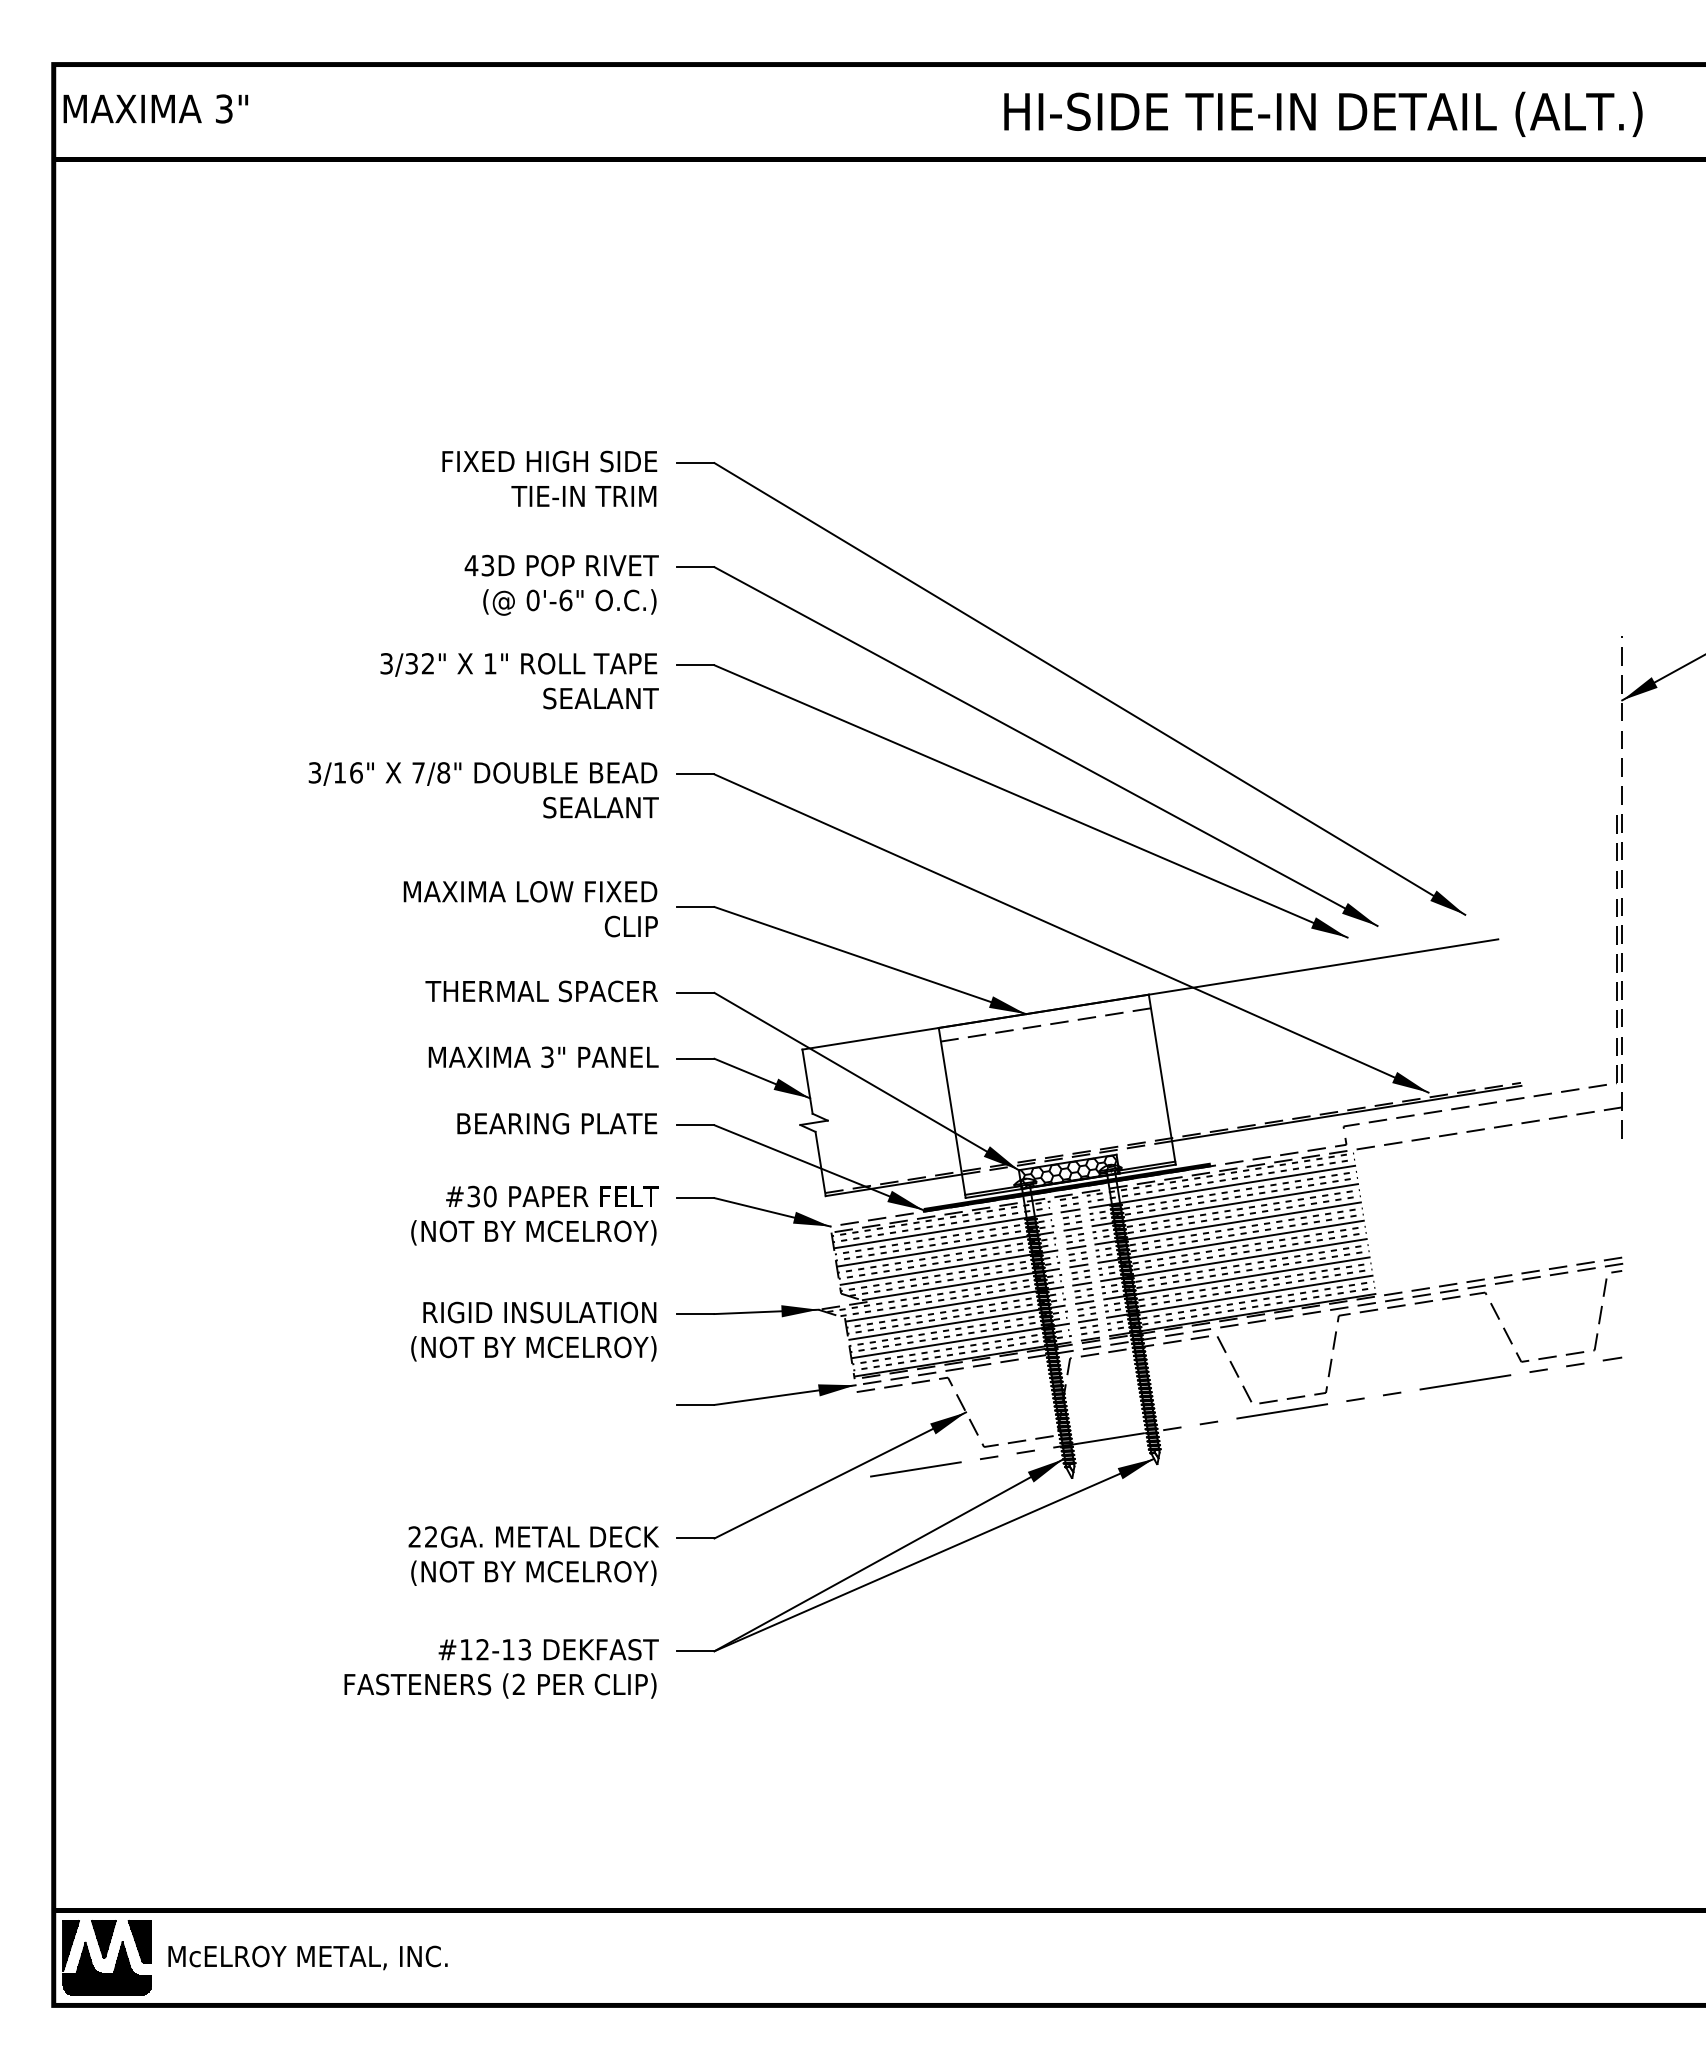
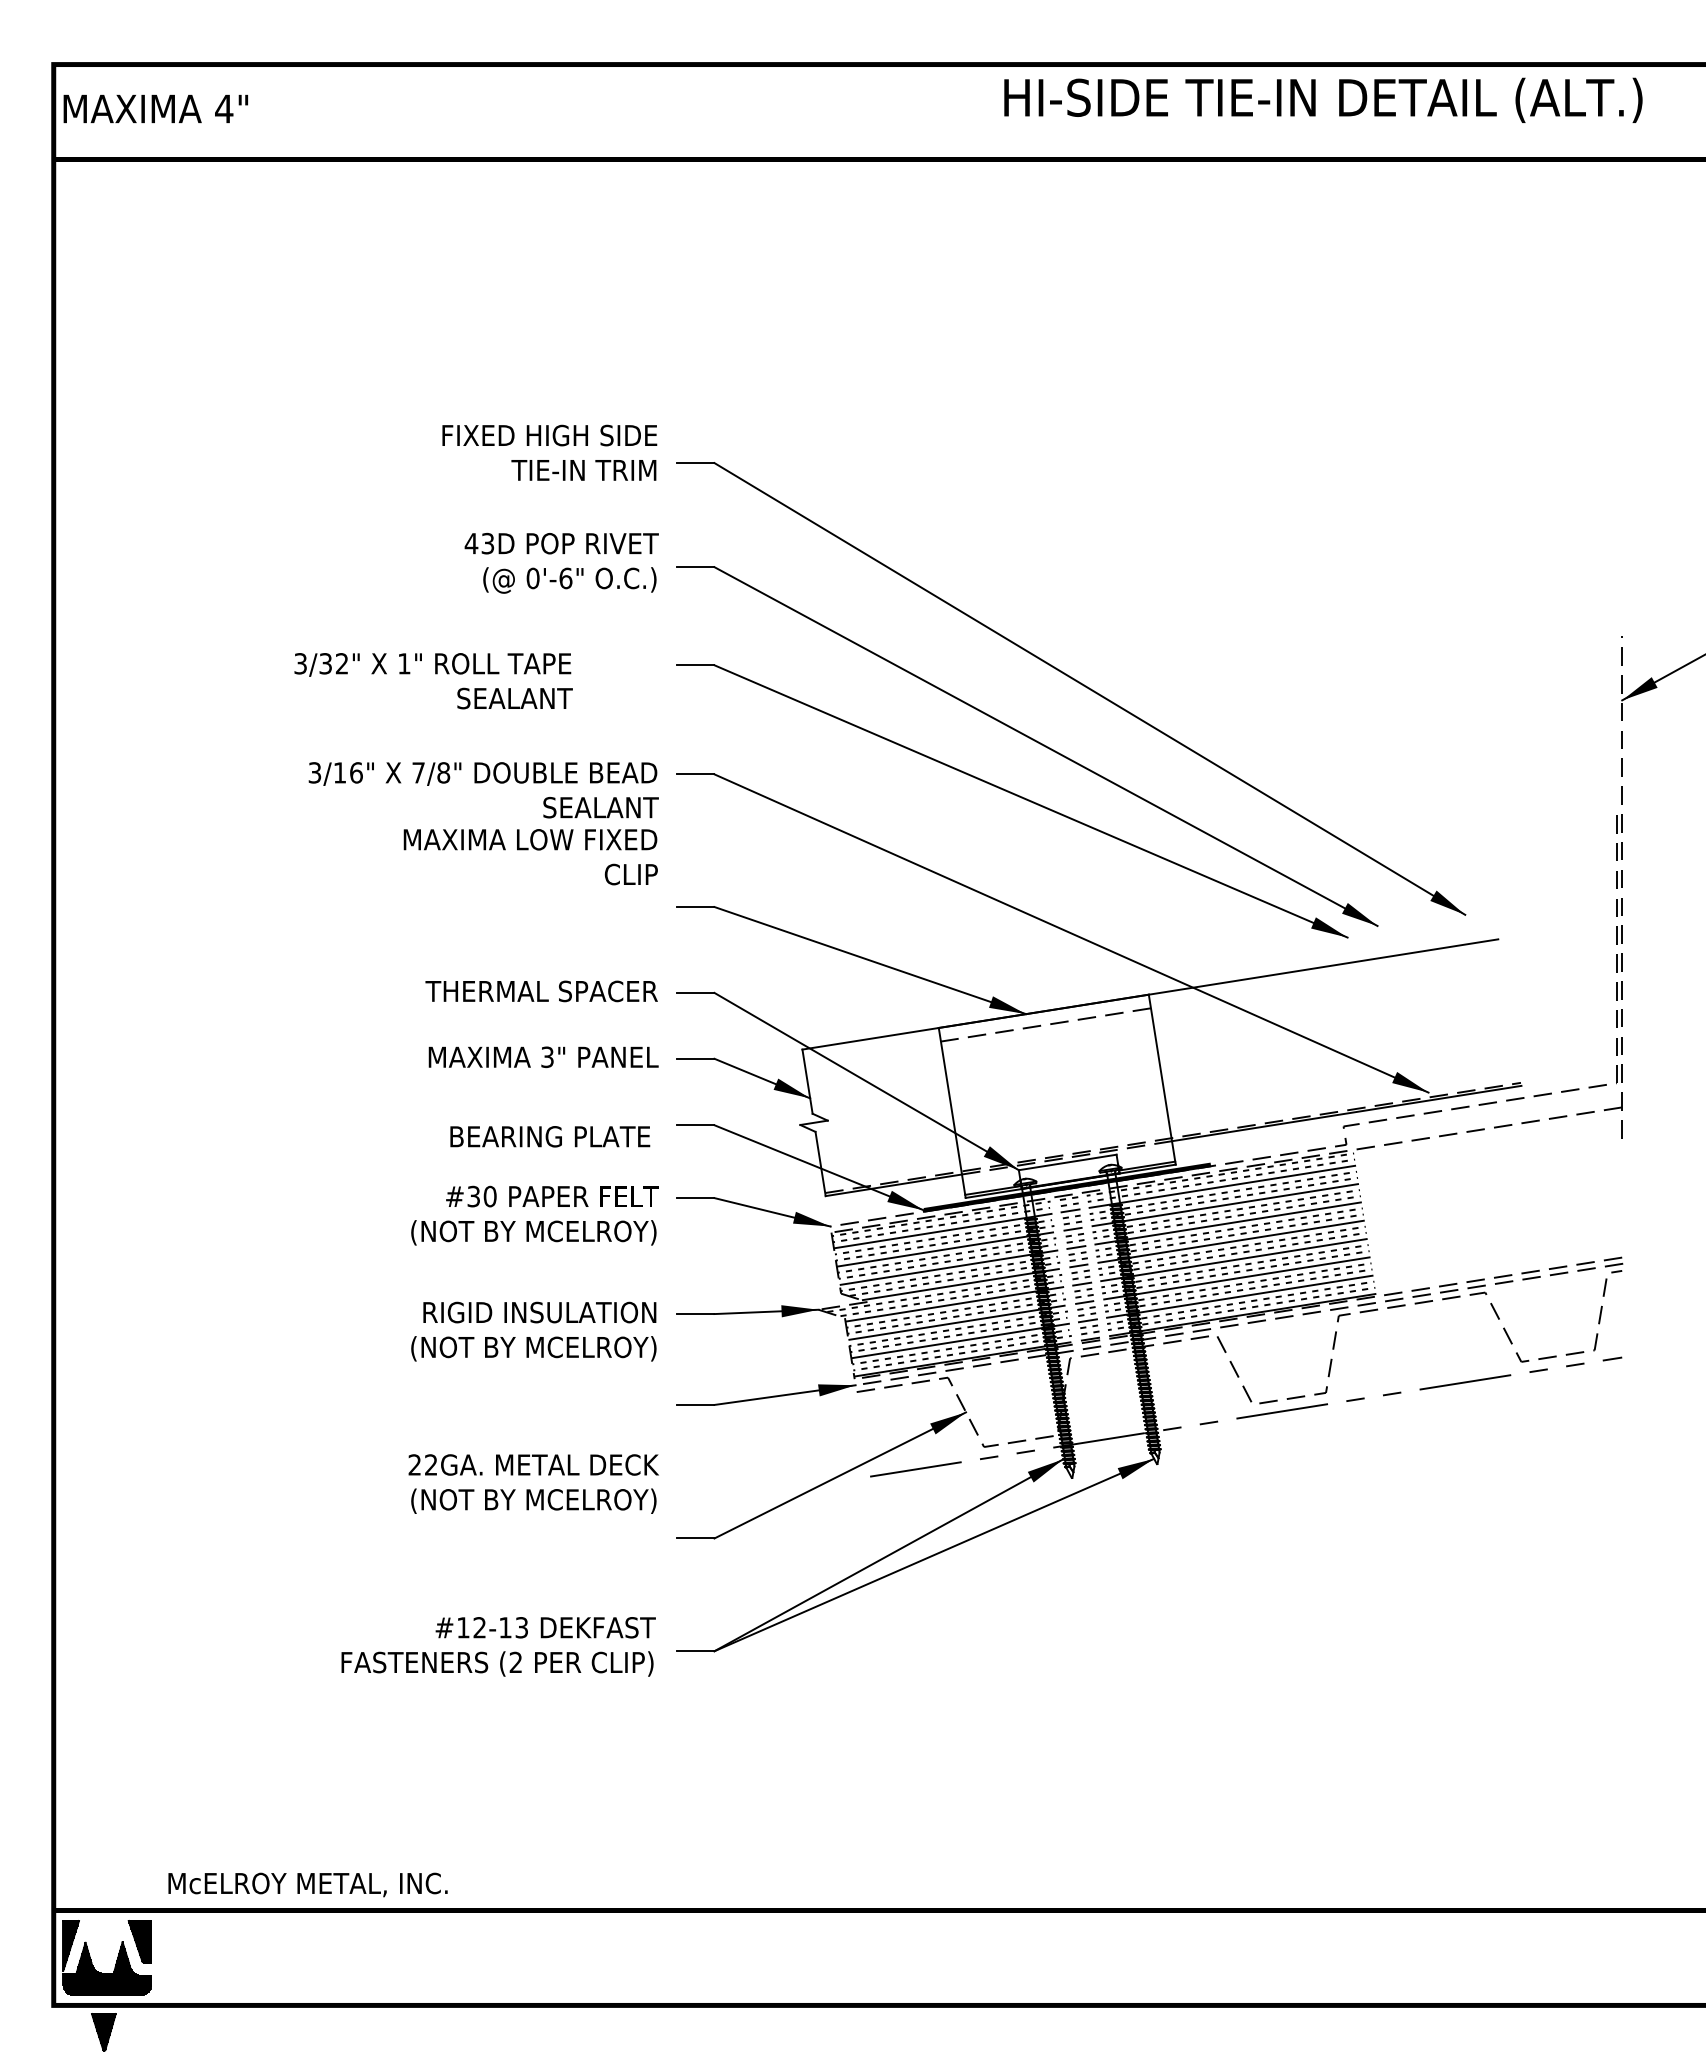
text: 3" -> 4" (224, 108)
text position: (1323, 113) -> (1323, 99) (1323, 99)
text position: (549, 478) -> (549, 452) (549, 452)
text position: (561, 585) -> (561, 563) (561, 563)
text position: (519, 681) -> (433, 681) (433, 681)
text position: (530, 909) -> (530, 857) (530, 857)
text position: (557, 1123) -> (550, 1136) (550, 1136)
hatch: present -> none (1068, 1171)
text position: (533, 1555) -> (533, 1483) (533, 1483)
text position: (501, 1668) -> (498, 1646) (498, 1646)
part position: (103, 1939) -> (103, 2032) (103, 2032)
text position: (307, 1957) -> (307, 1884) (307, 1884)
